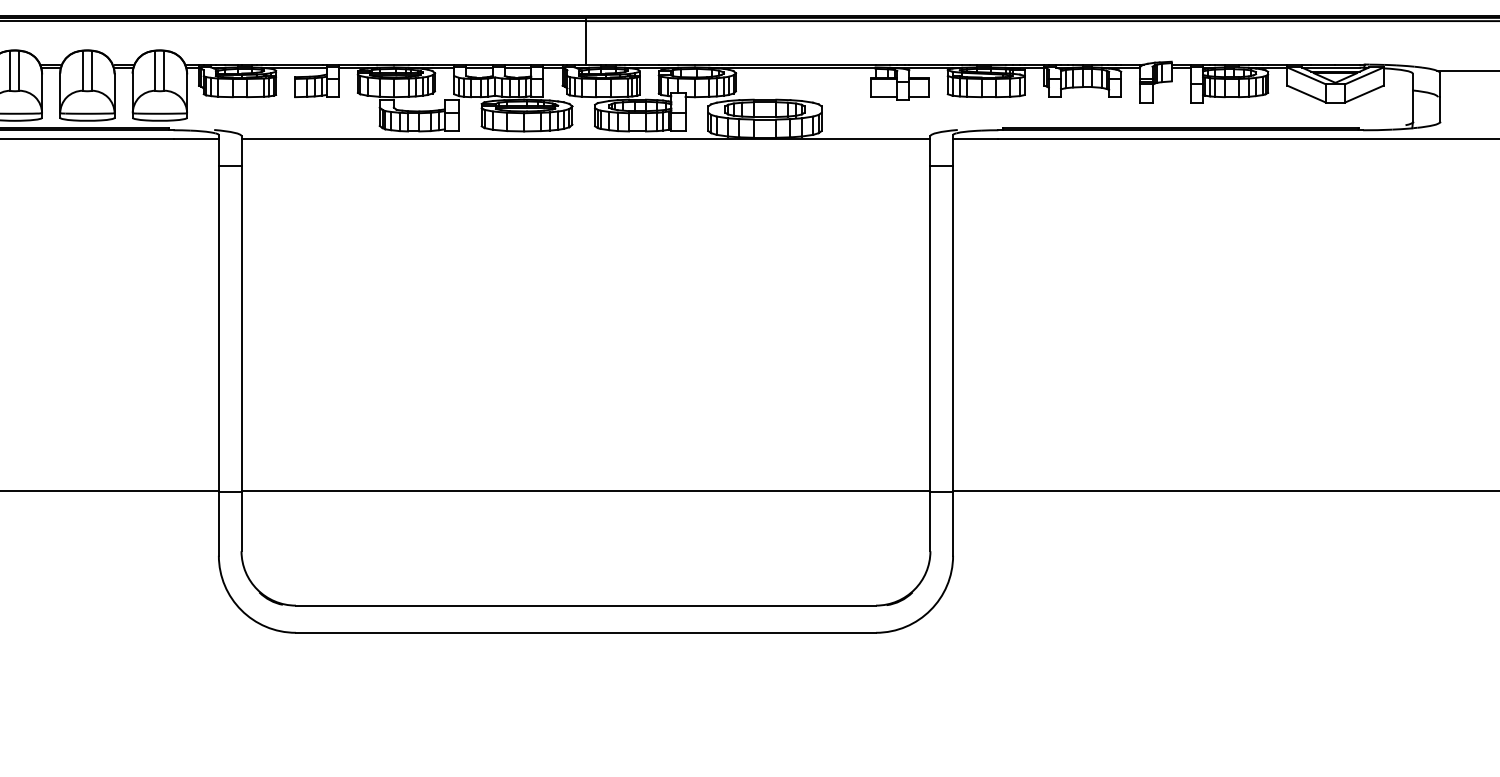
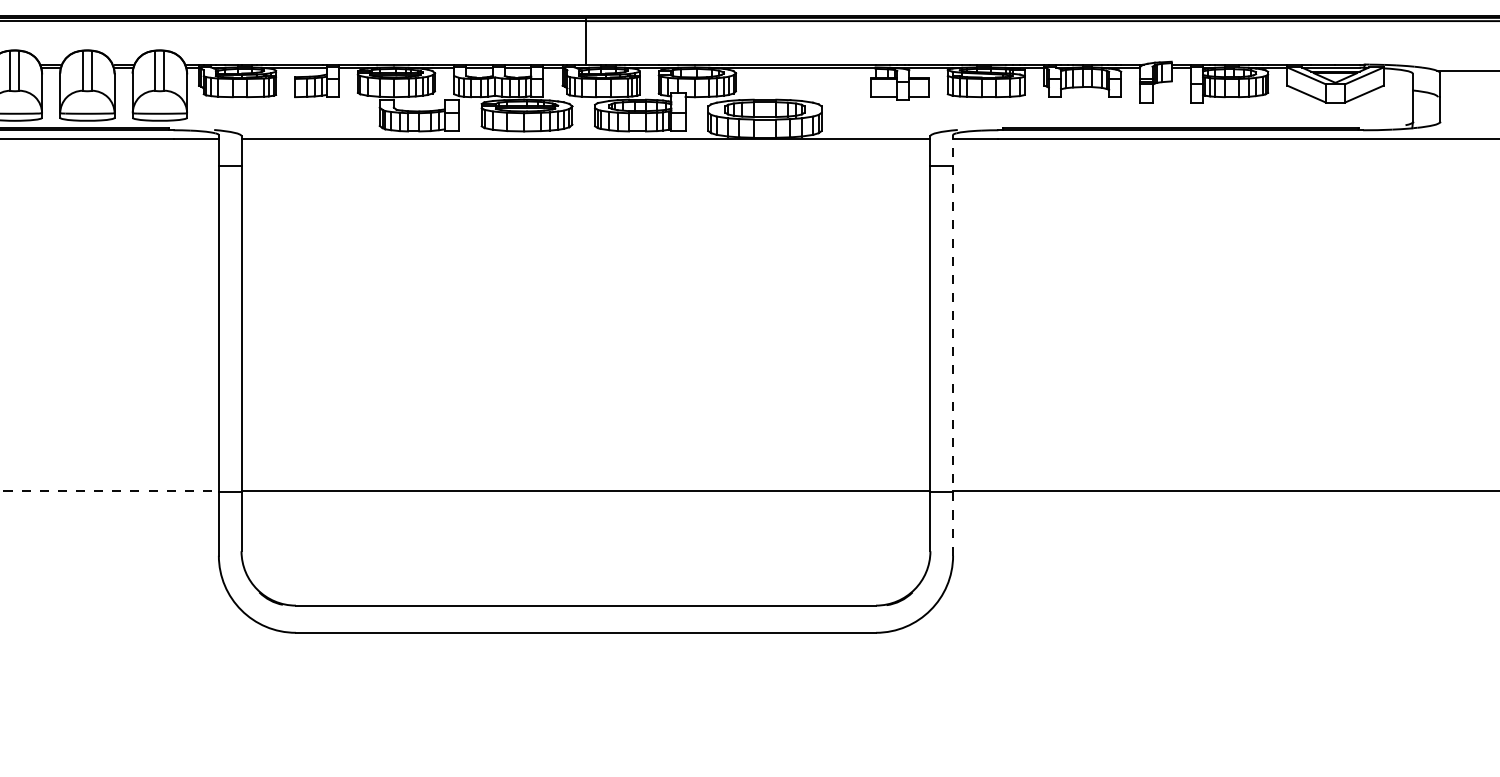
line: solid -> dashed (953, 344)
line: solid -> dashed (109, 491)
